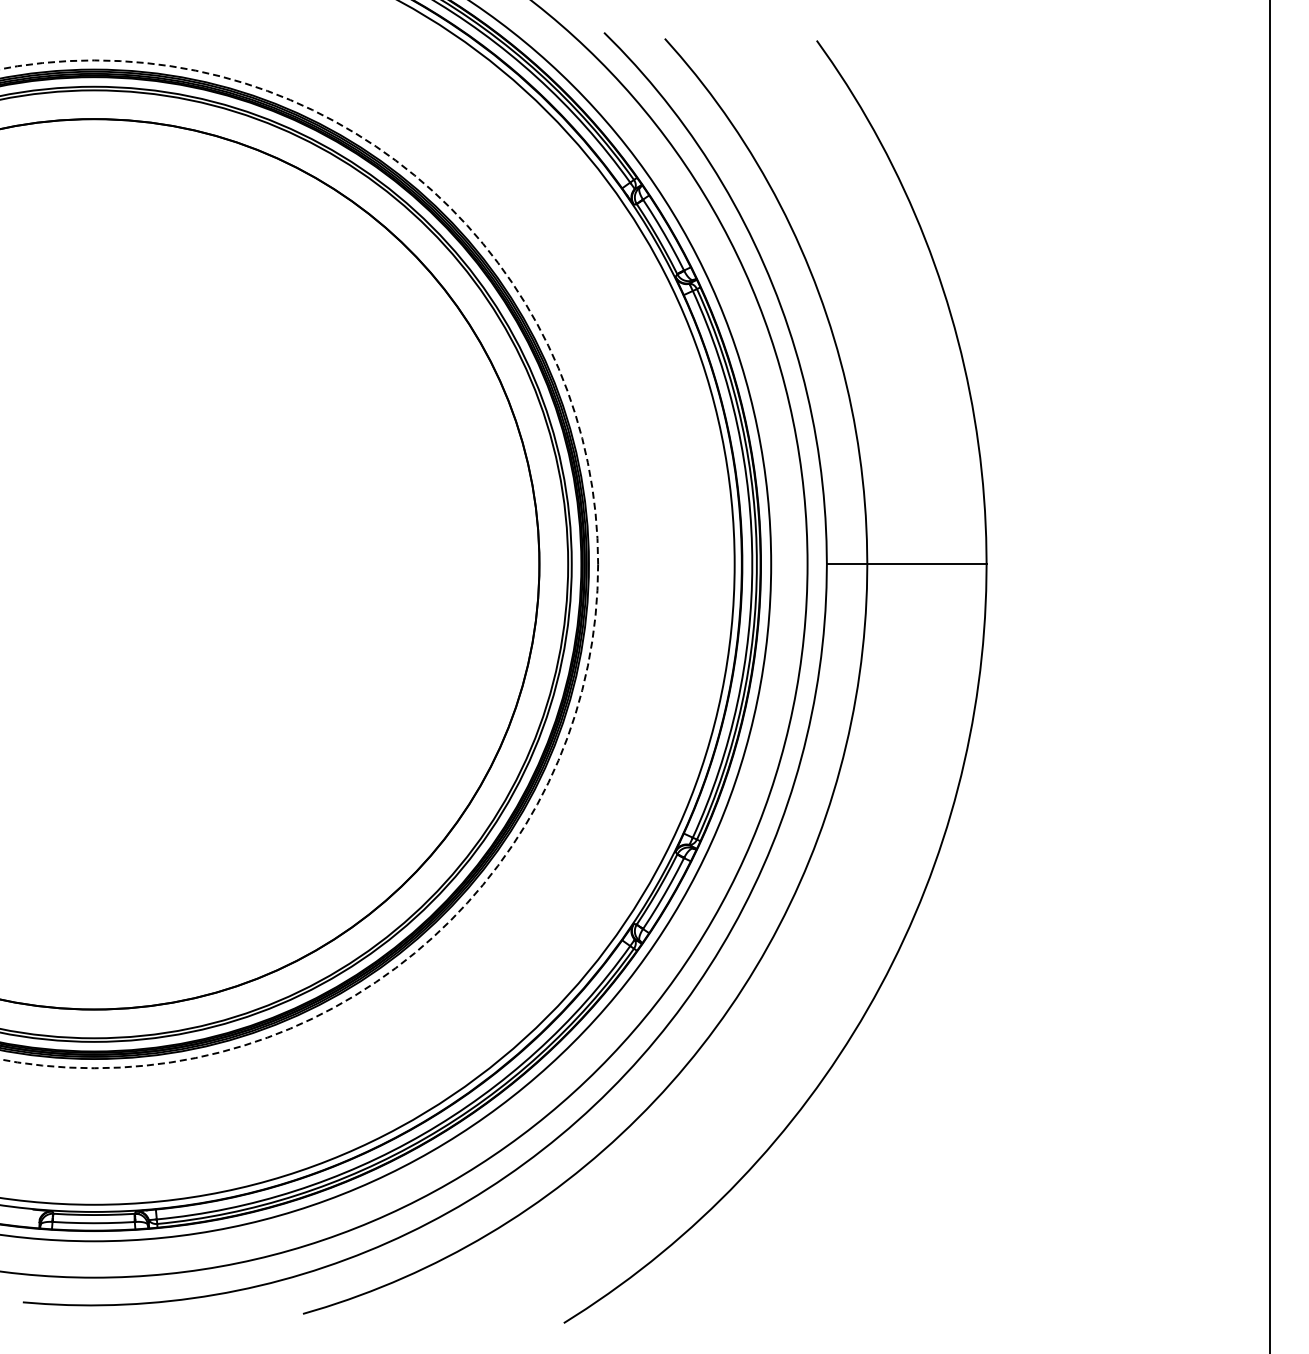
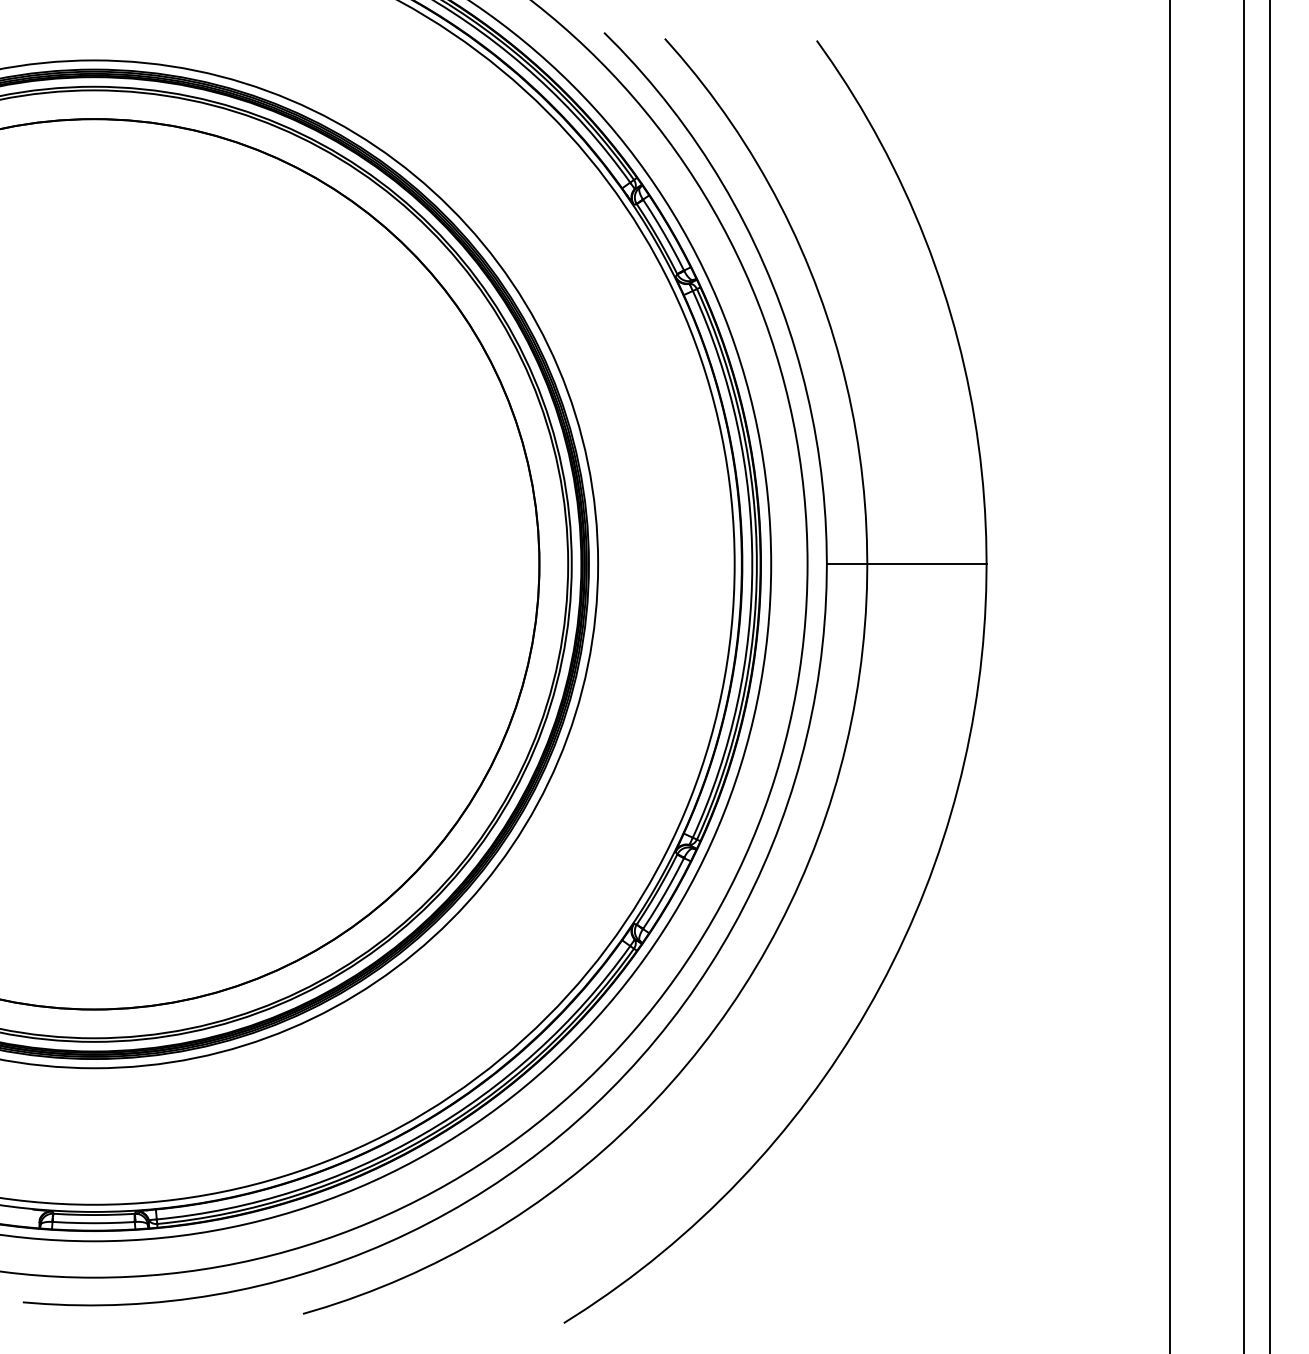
circle: dashed -> solid (299, 564)
line: none -> present (1170, 676)
line: none -> present (1244, 676)
